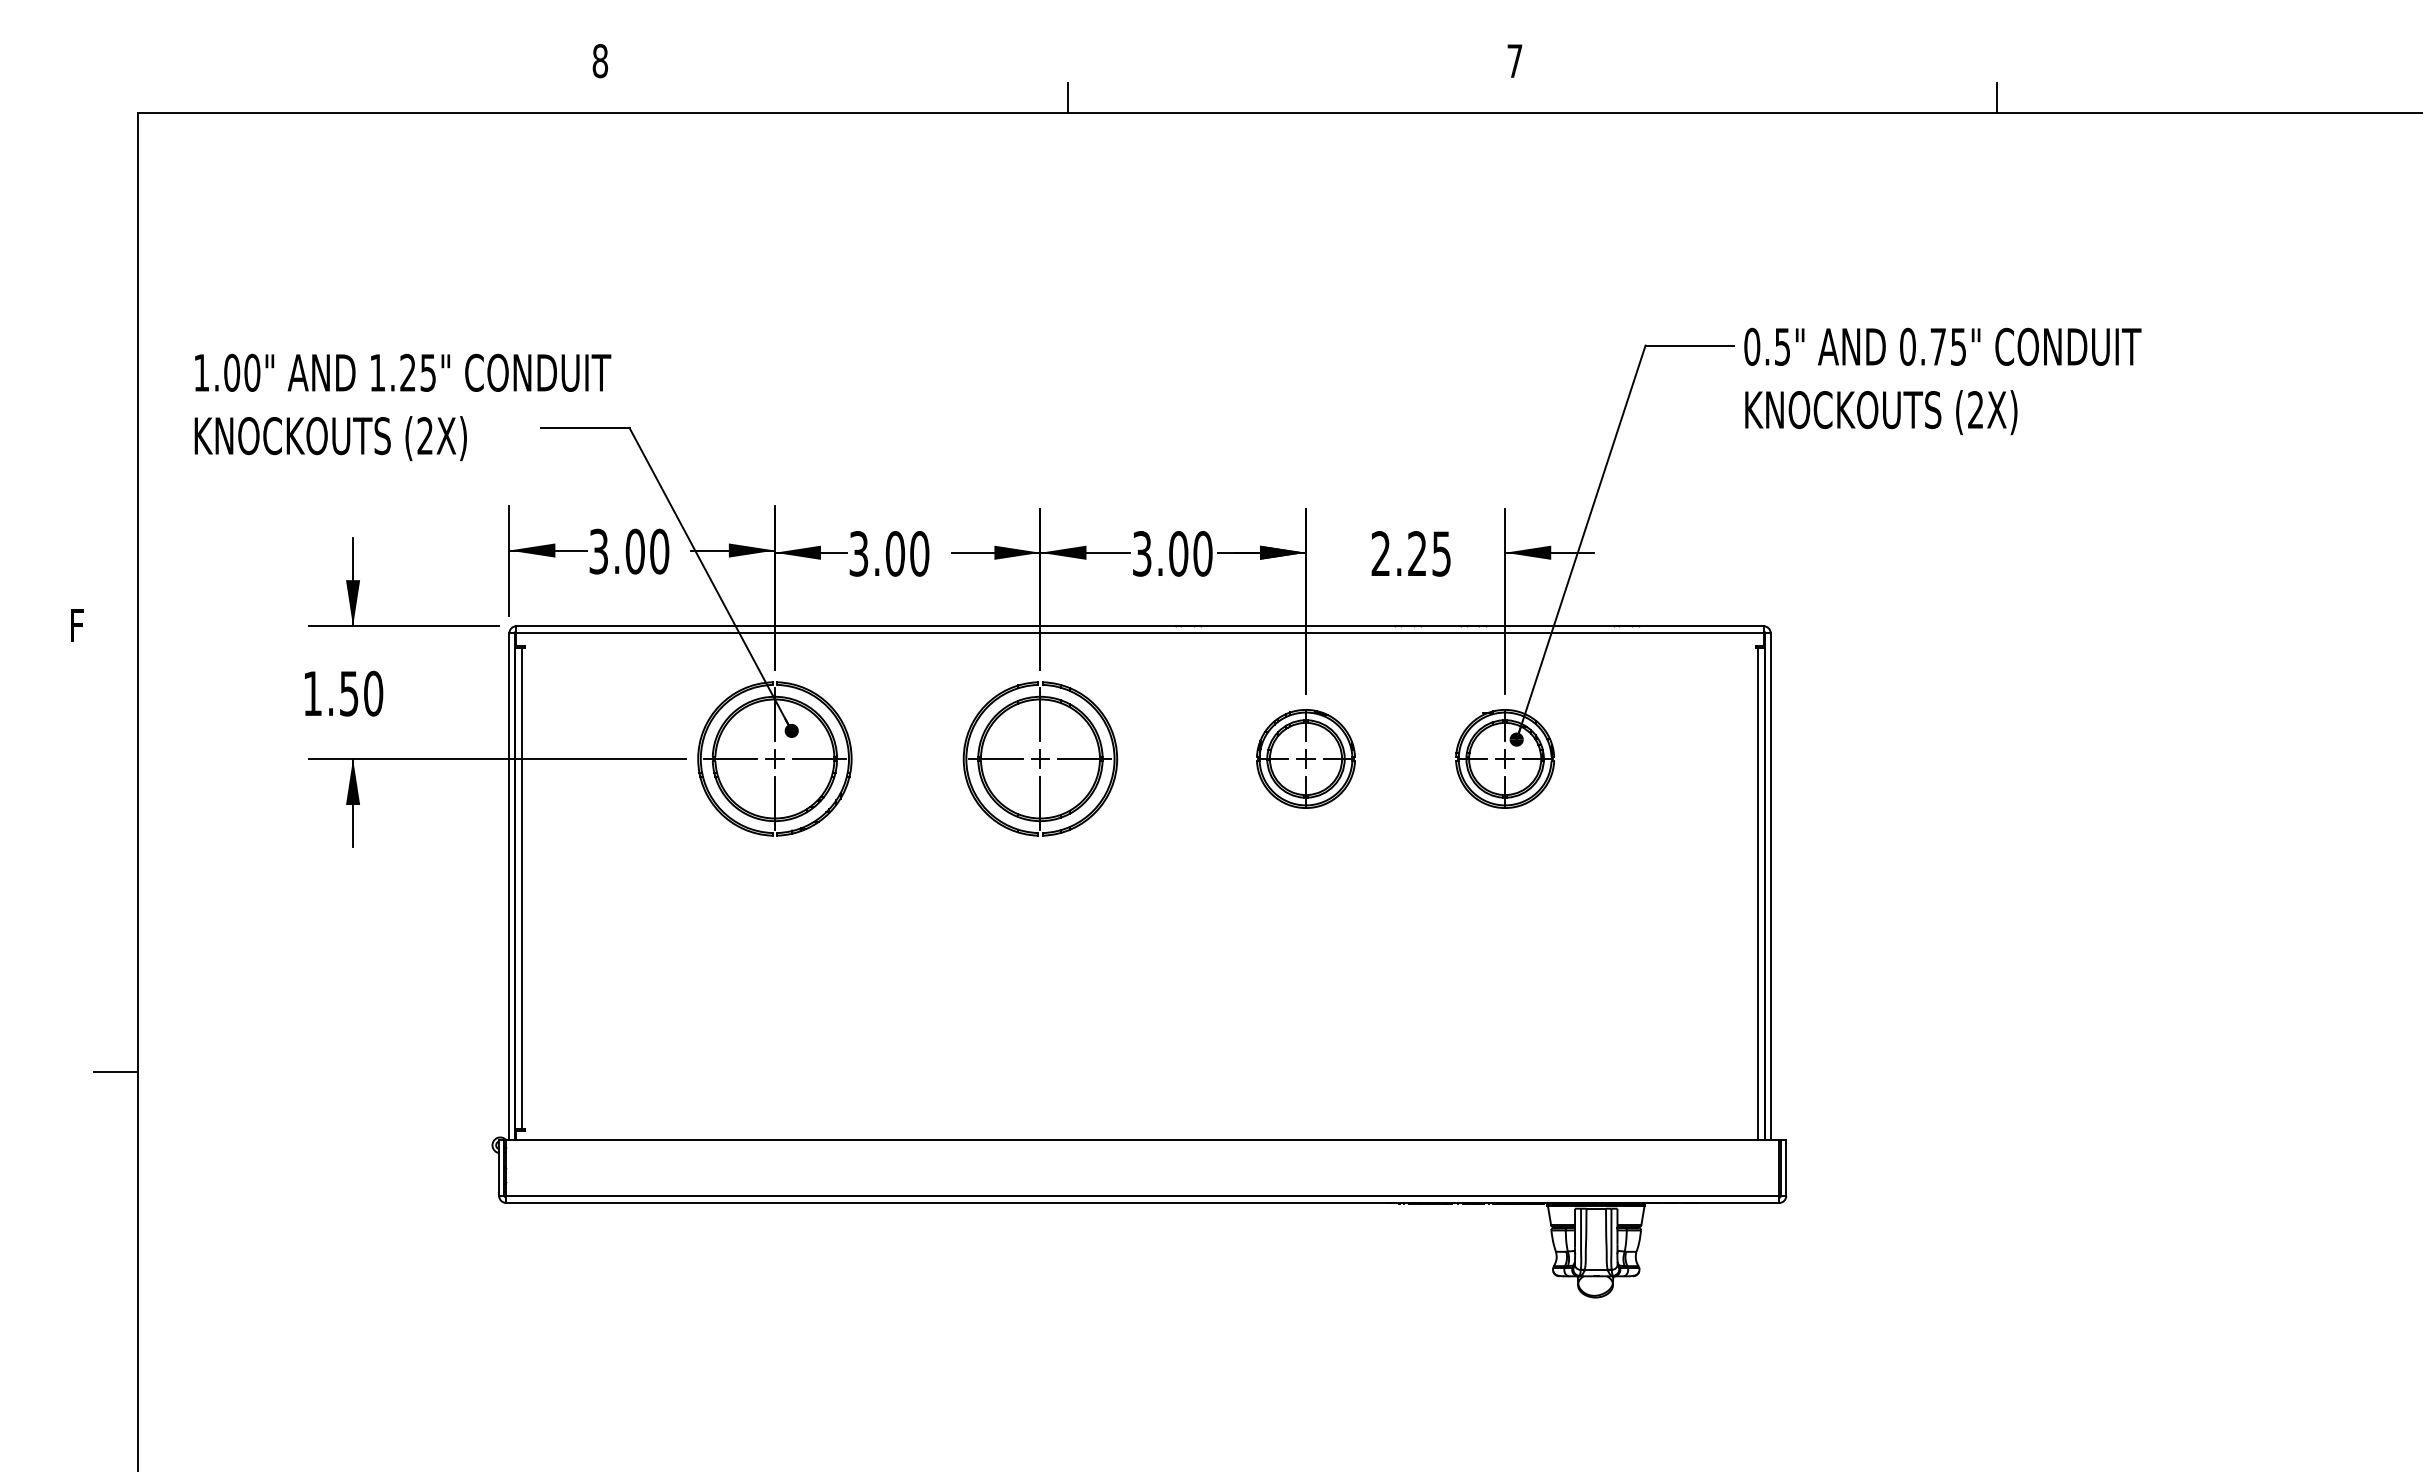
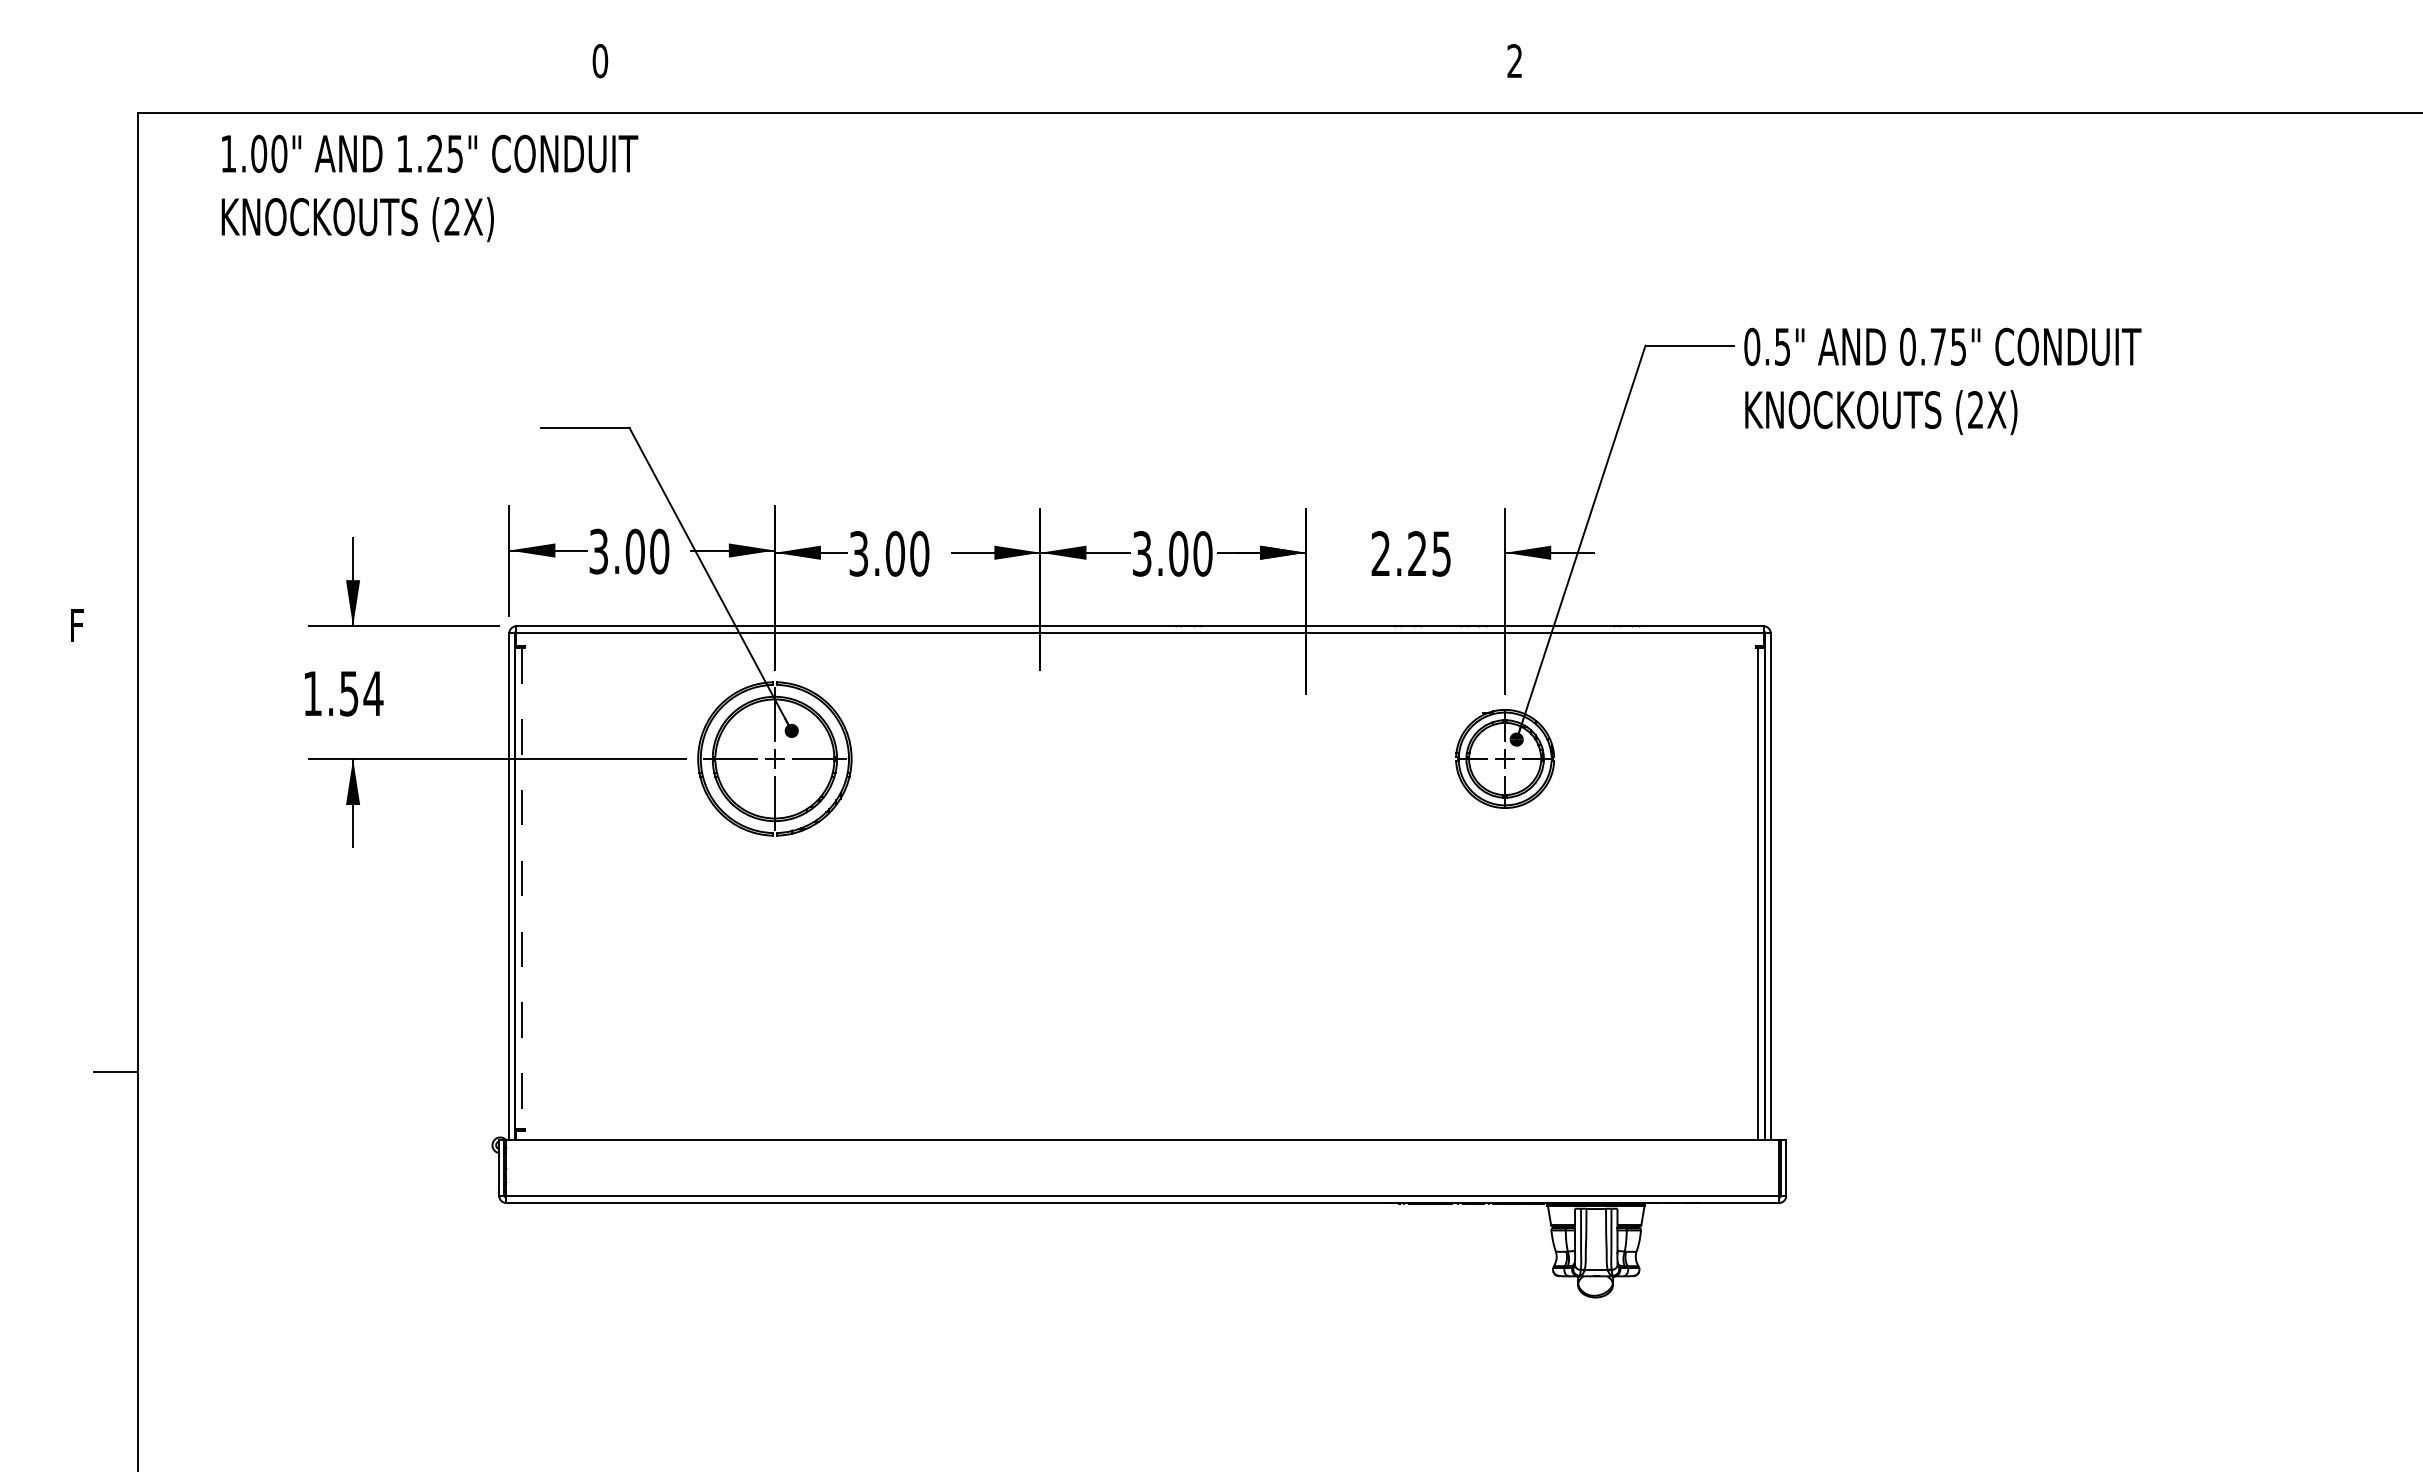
text: 8 -> 0 (600, 60)
text: 7 -> 2 (1514, 60)
line: present -> none (1067, 97)
line: present -> none (1997, 97)
text position: (402, 407) -> (429, 188) (429, 188)
text: 1.50 -> 1.54 (373, 693)
part: present -> none (1040, 758)
part: present -> none (1305, 758)
line: solid -> dashed (521, 888)
